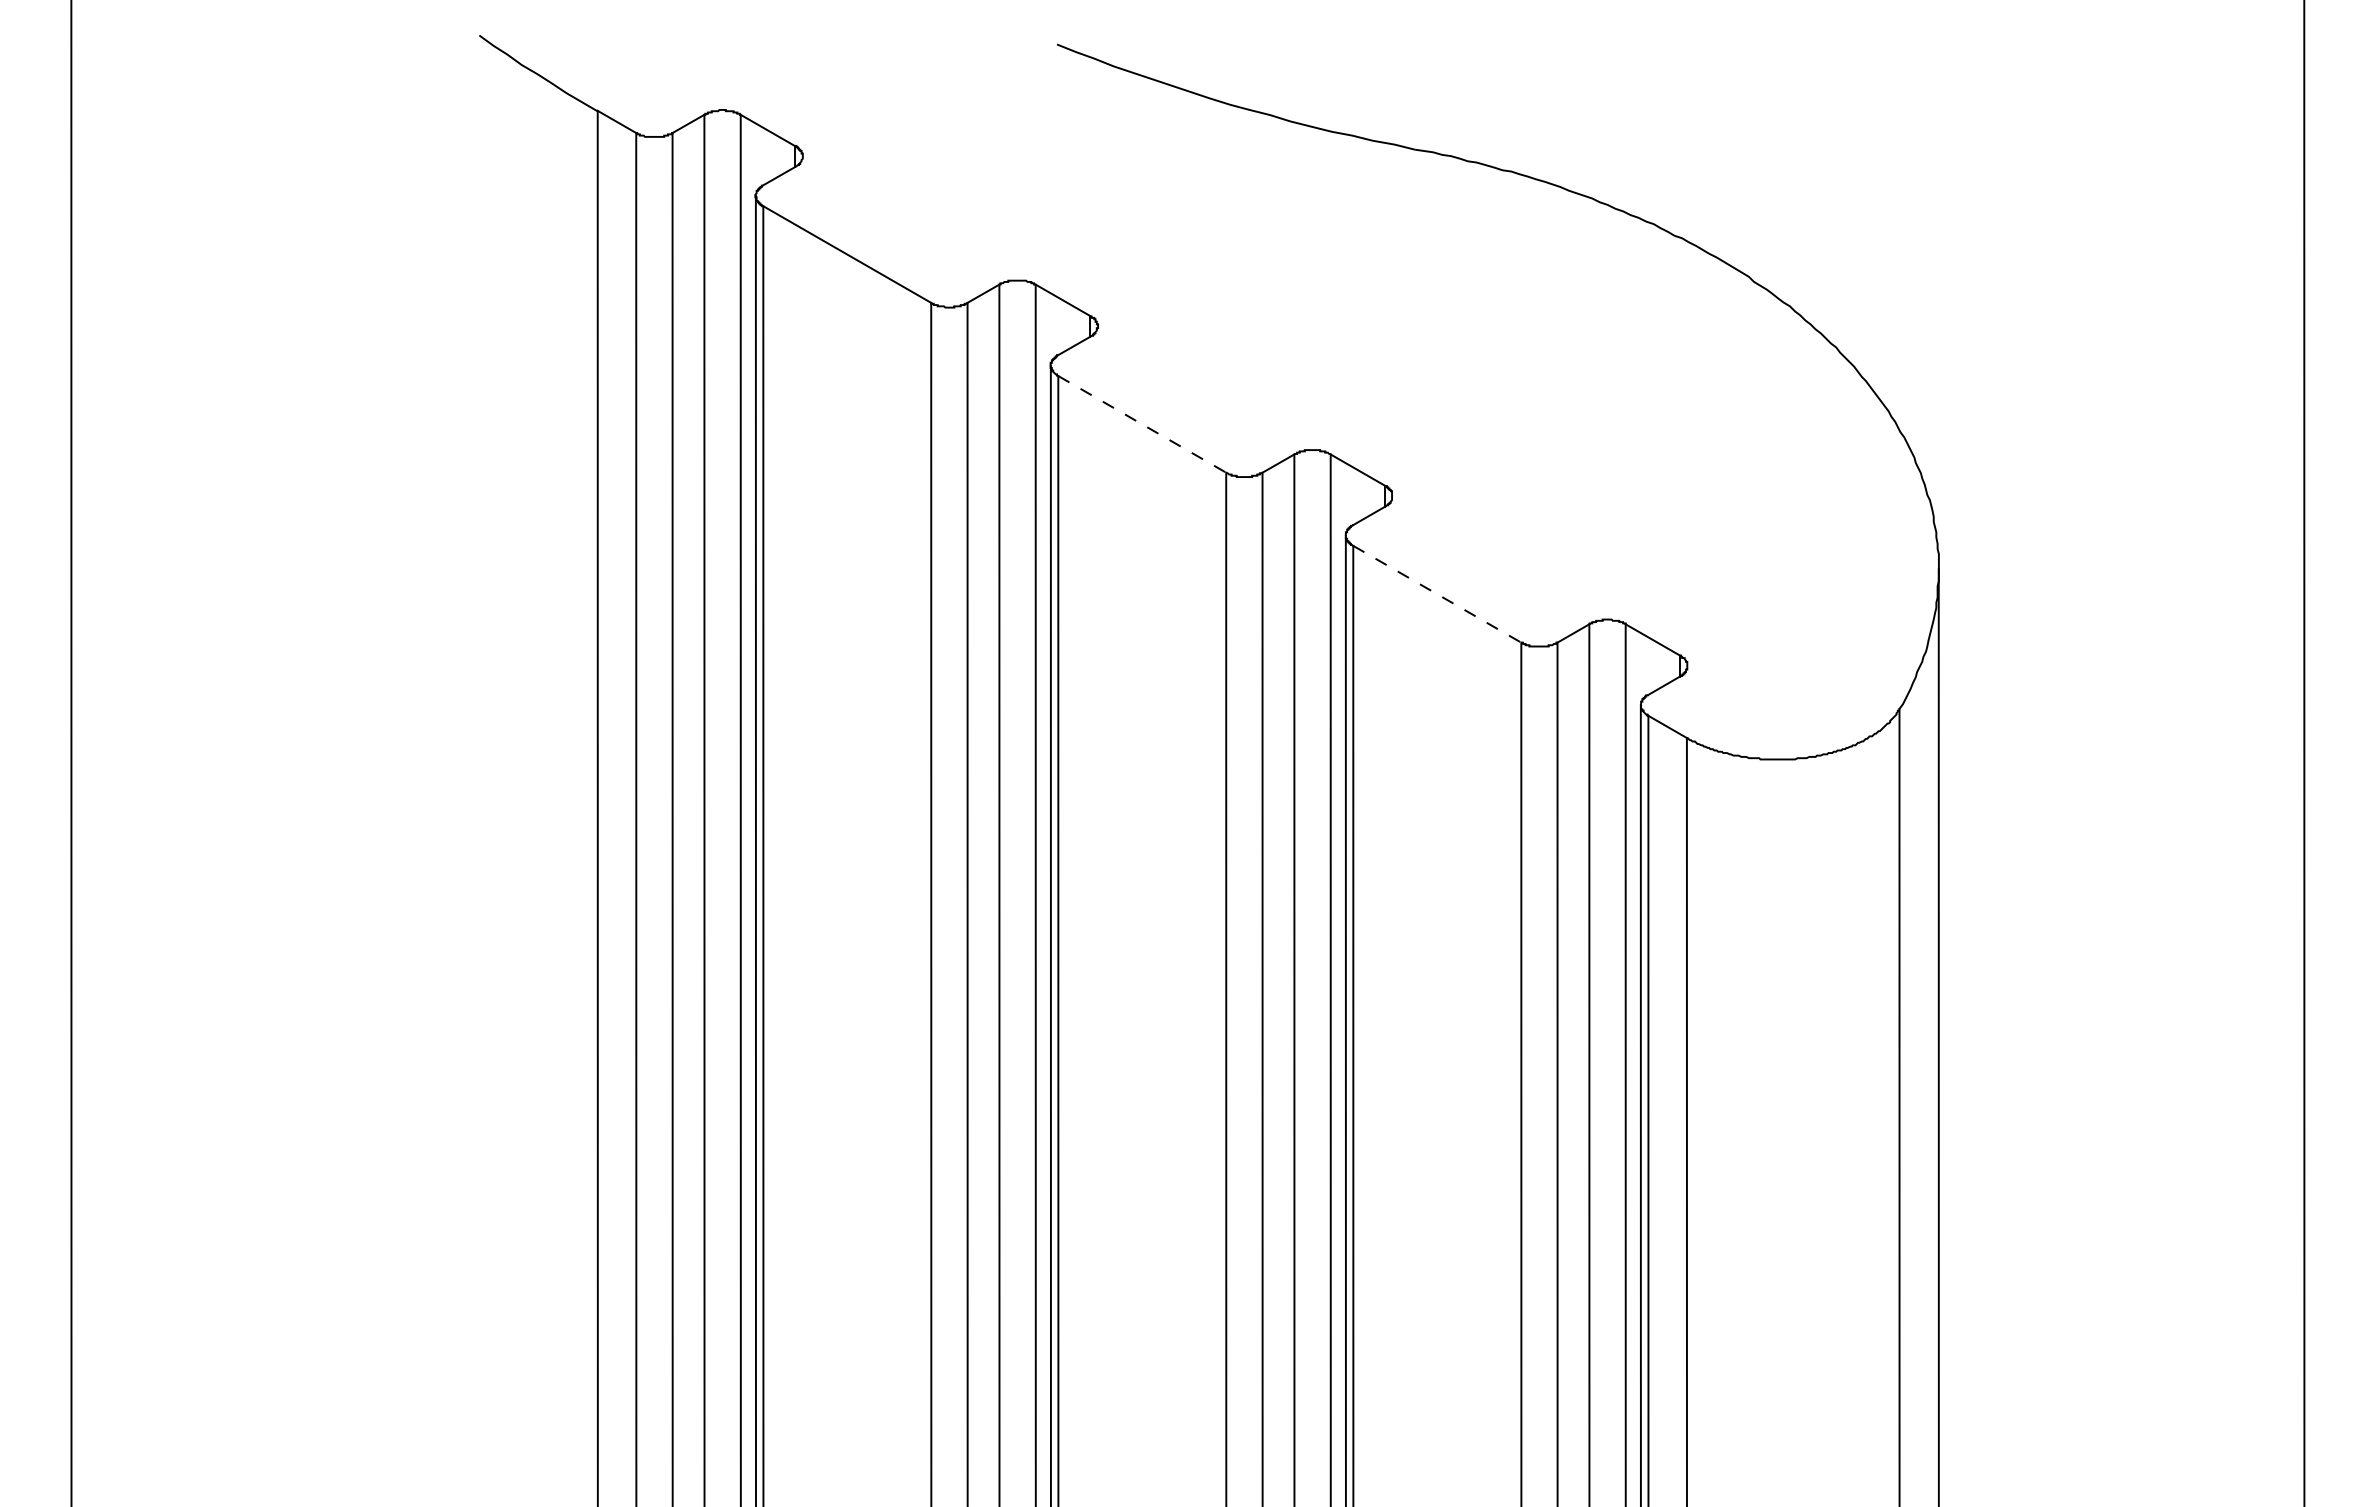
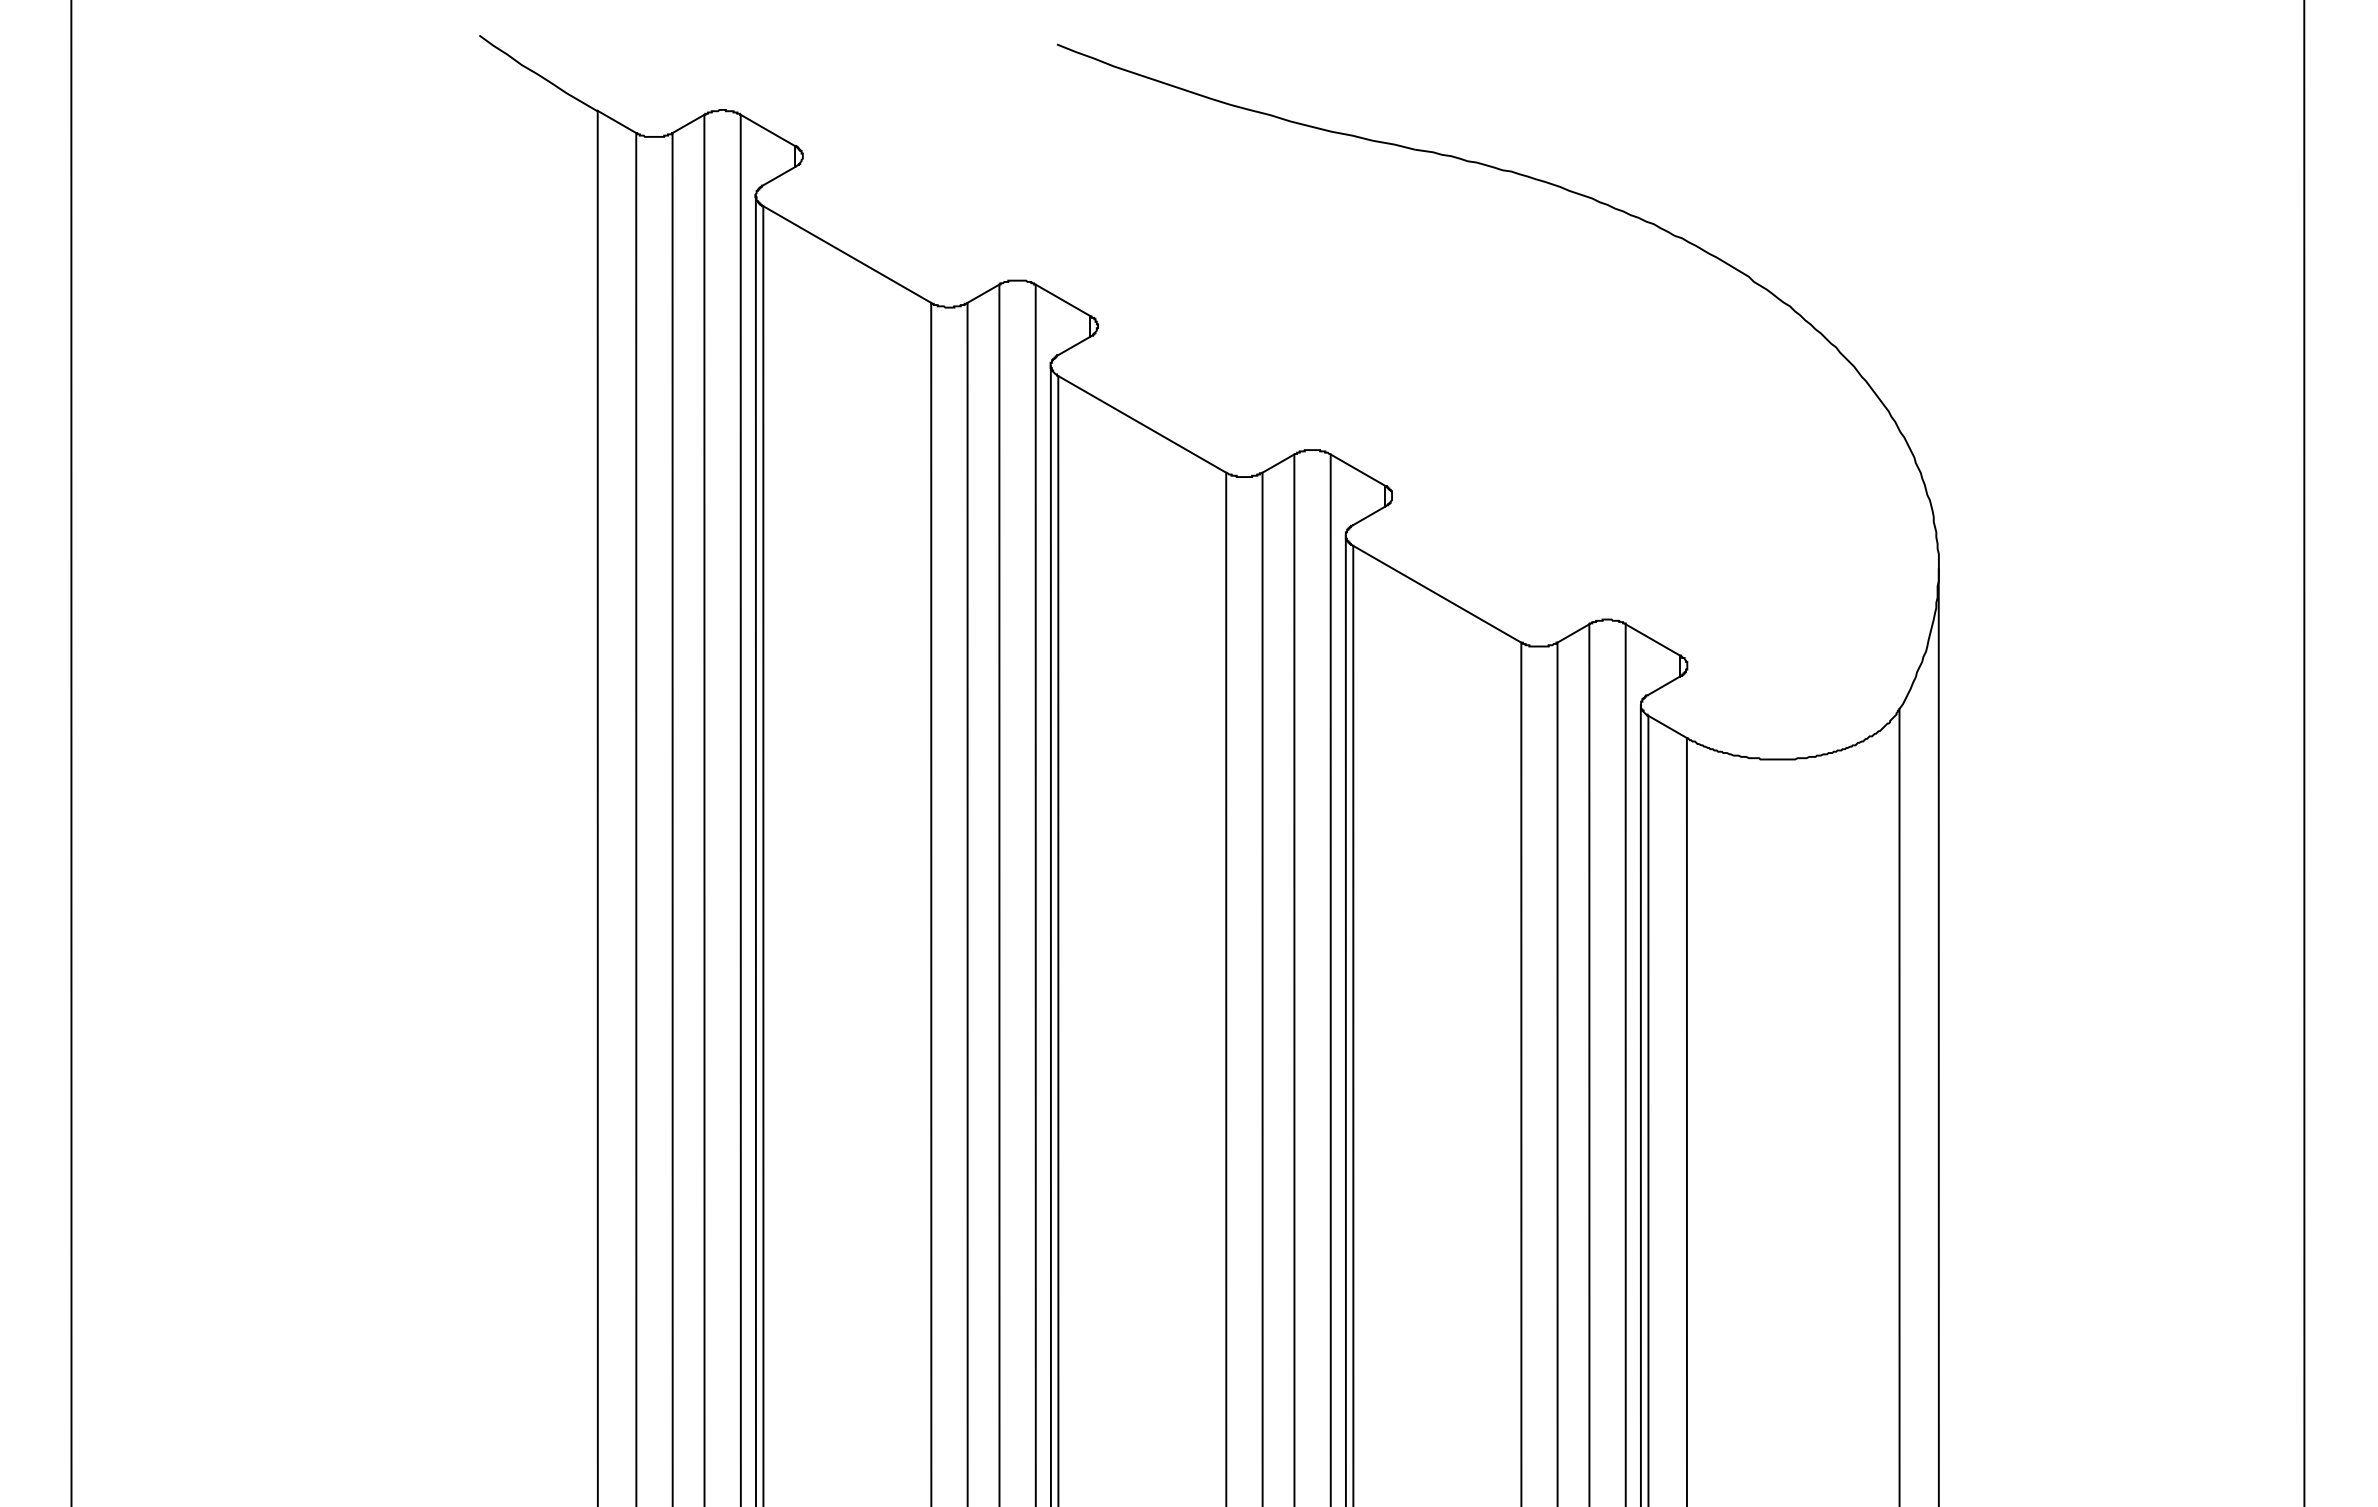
line: dashed -> solid (1142, 424)
line: dashed -> solid (1437, 594)
